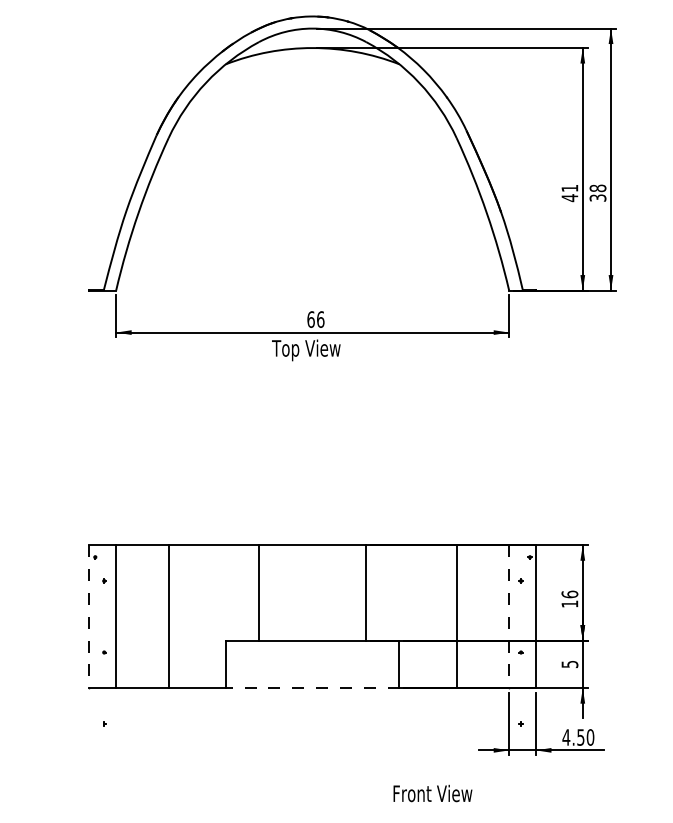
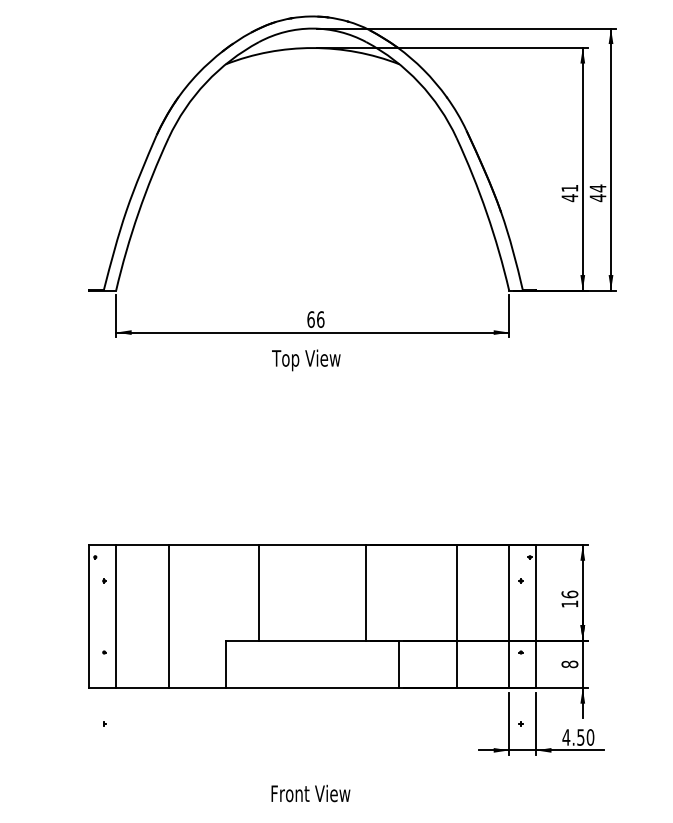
text: 38 -> 44 (597, 193)
text position: (306, 350) -> (306, 360) (306, 360)
line: dashed -> solid (89, 617)
line: dashed -> solid (509, 617)
text: 5 -> 8 (569, 664)
line: dashed -> solid (312, 688)
text position: (432, 793) -> (310, 793) (310, 793)
